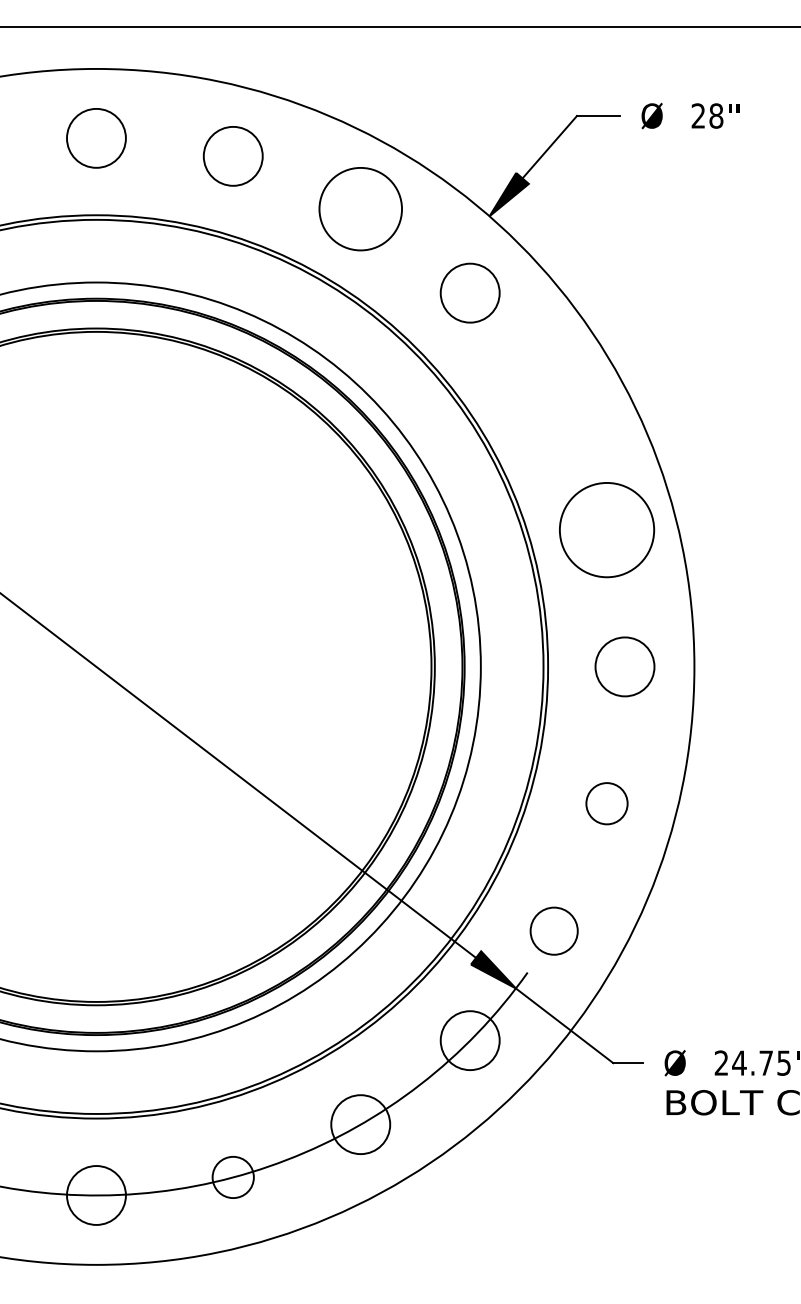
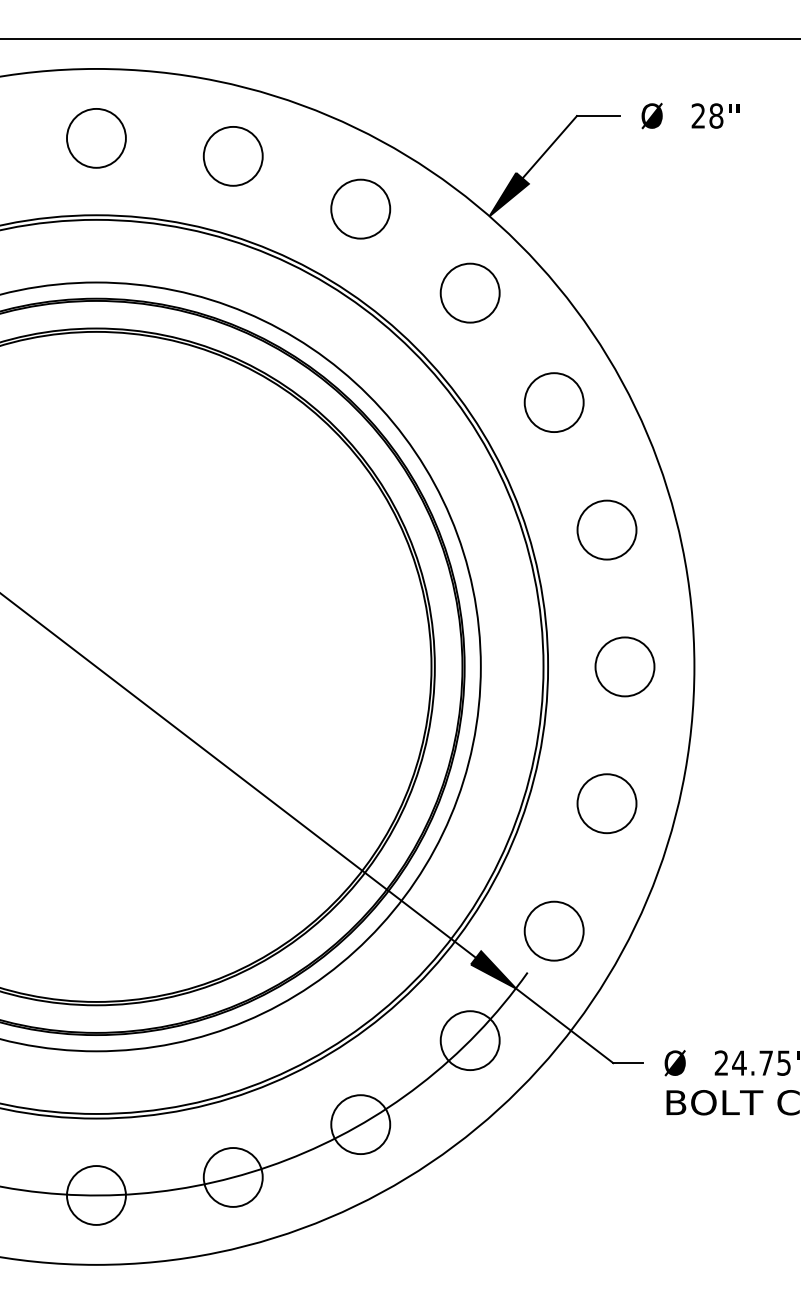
line position: (399, 27) -> (399, 39) (399, 39)
circle diameter: 83 px -> 59 px (360, 208)
circle: none -> present (553, 402)
circle diameter: 94 px -> 59 px (606, 529)
circle diameter: 41 px -> 59 px (606, 803)
circle diameter: 47 px -> 59 px (553, 930)
circle diameter: 41 px -> 59 px (232, 1177)
